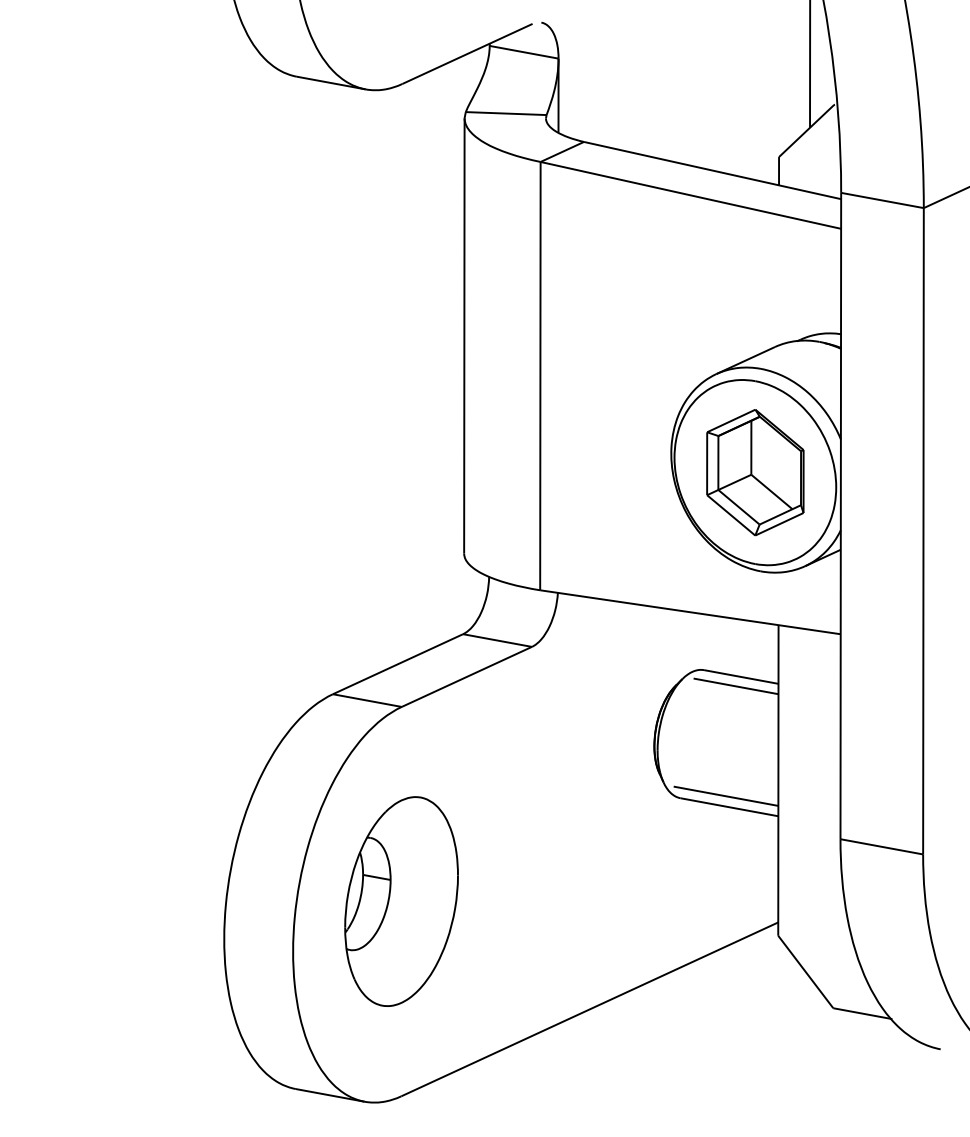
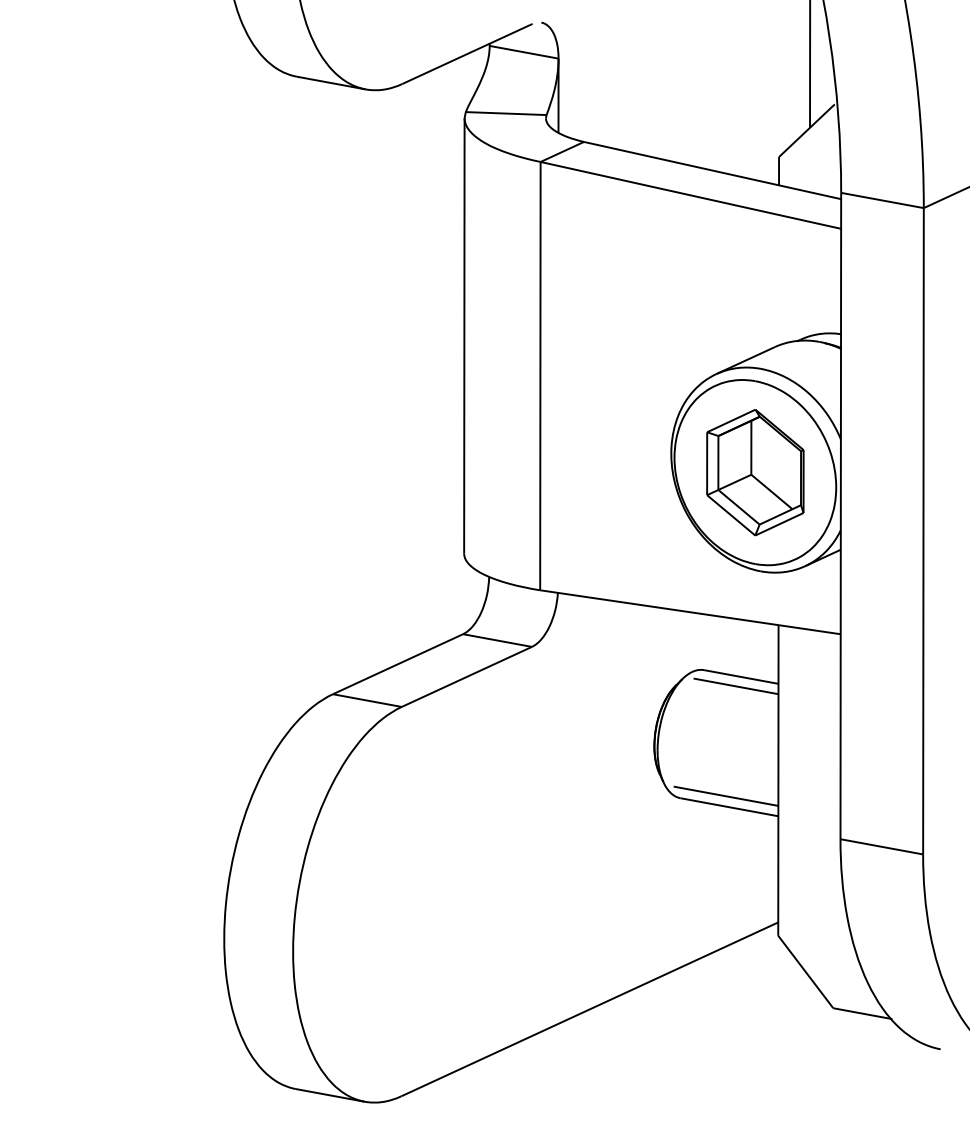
part: present -> none (401, 901)
